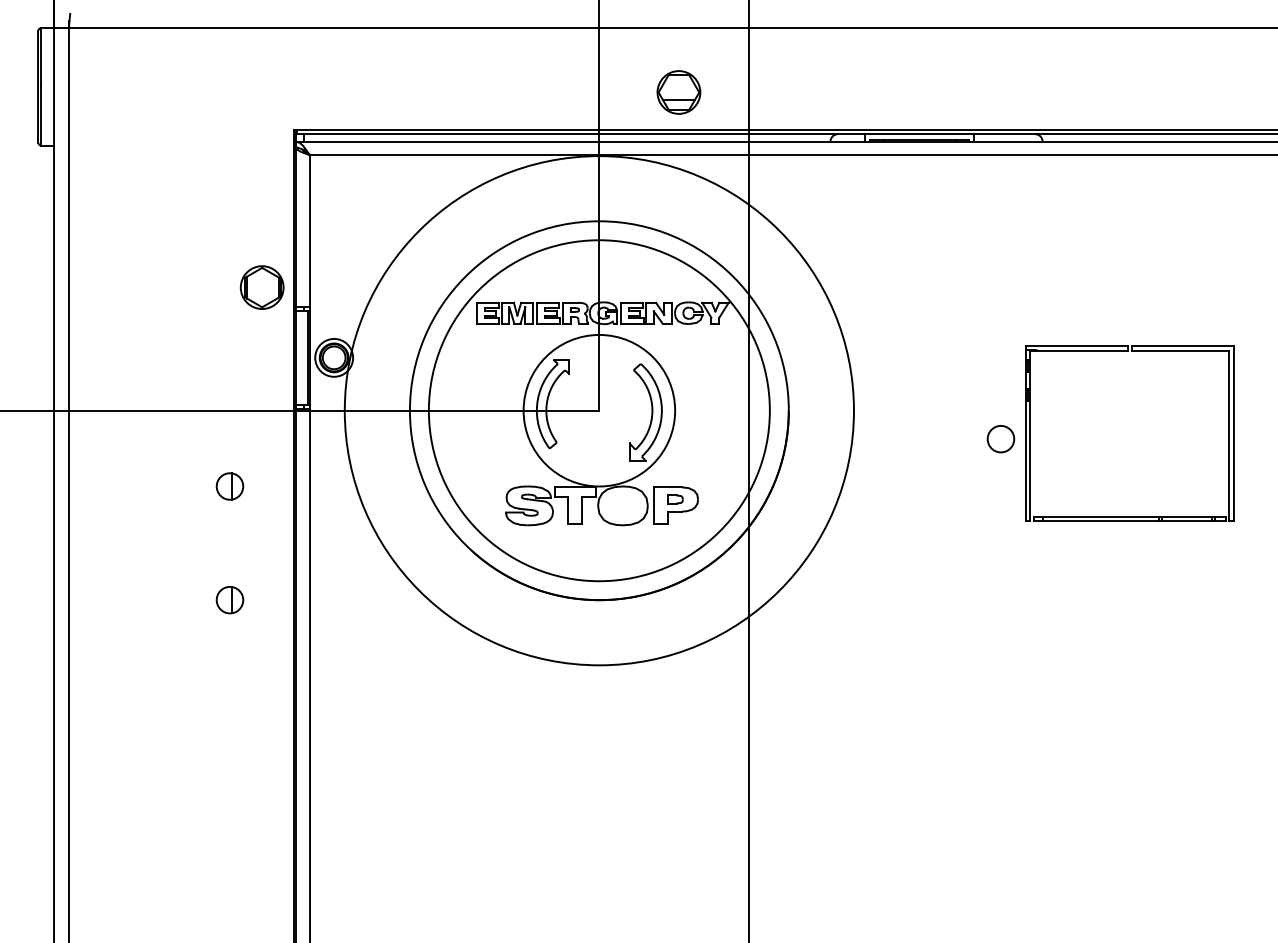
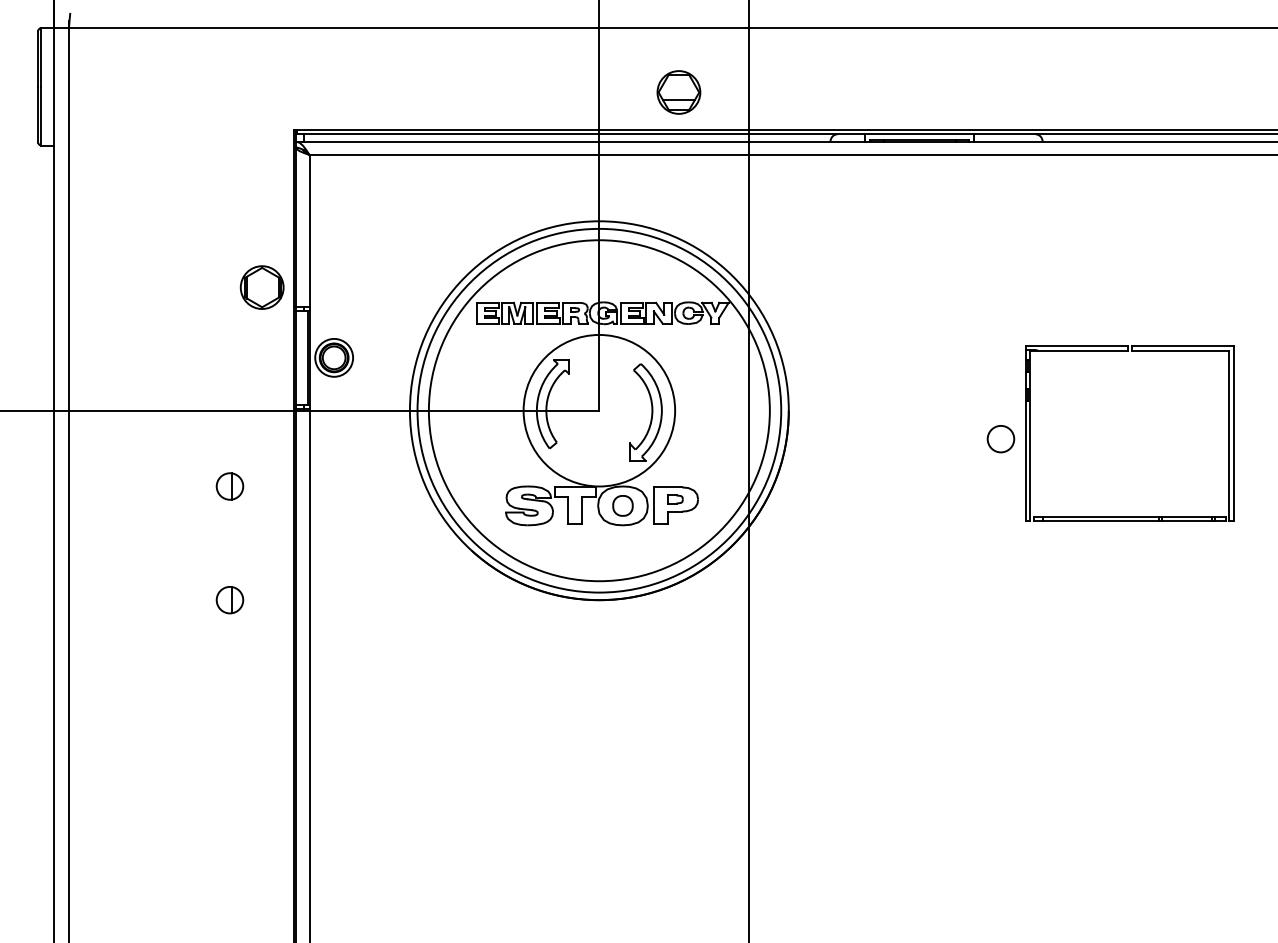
circle diameter: 509 px -> 364 px (599, 410)
part: none -> present (622, 505)
